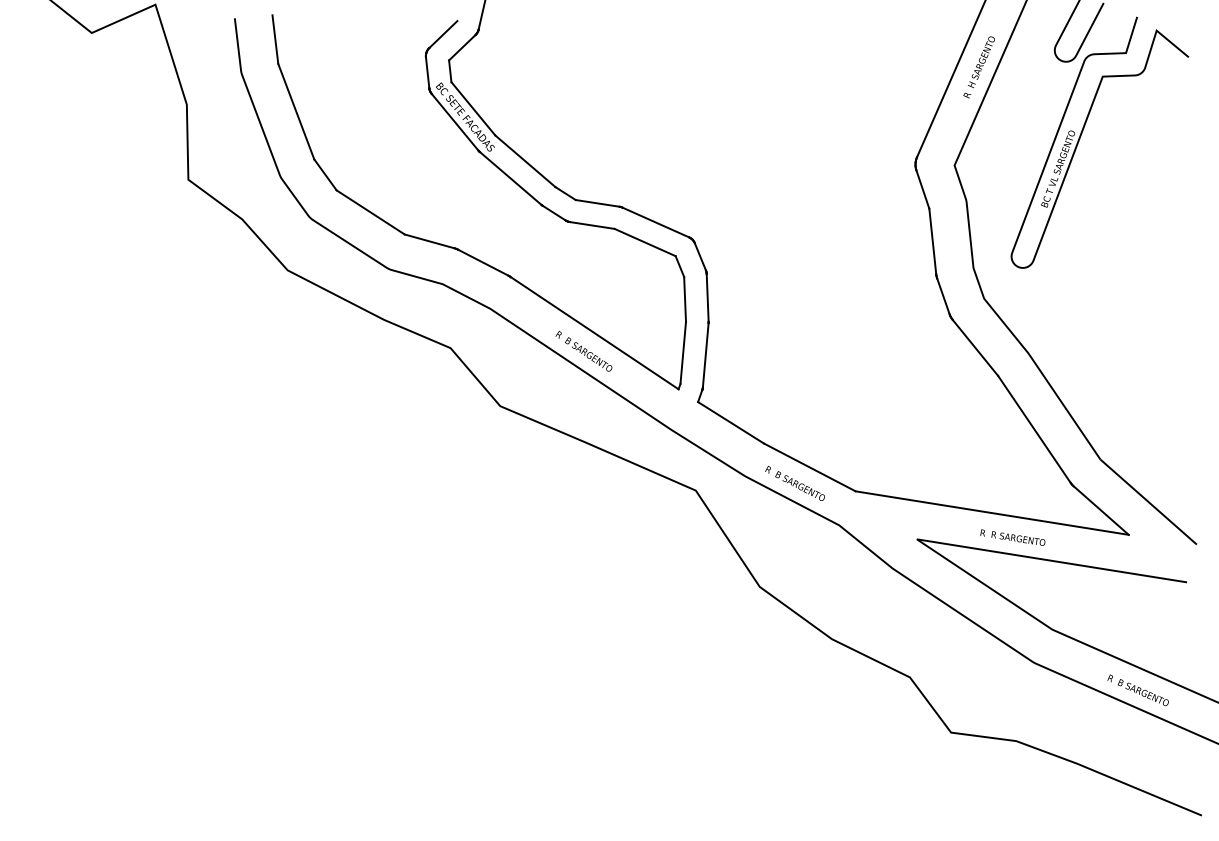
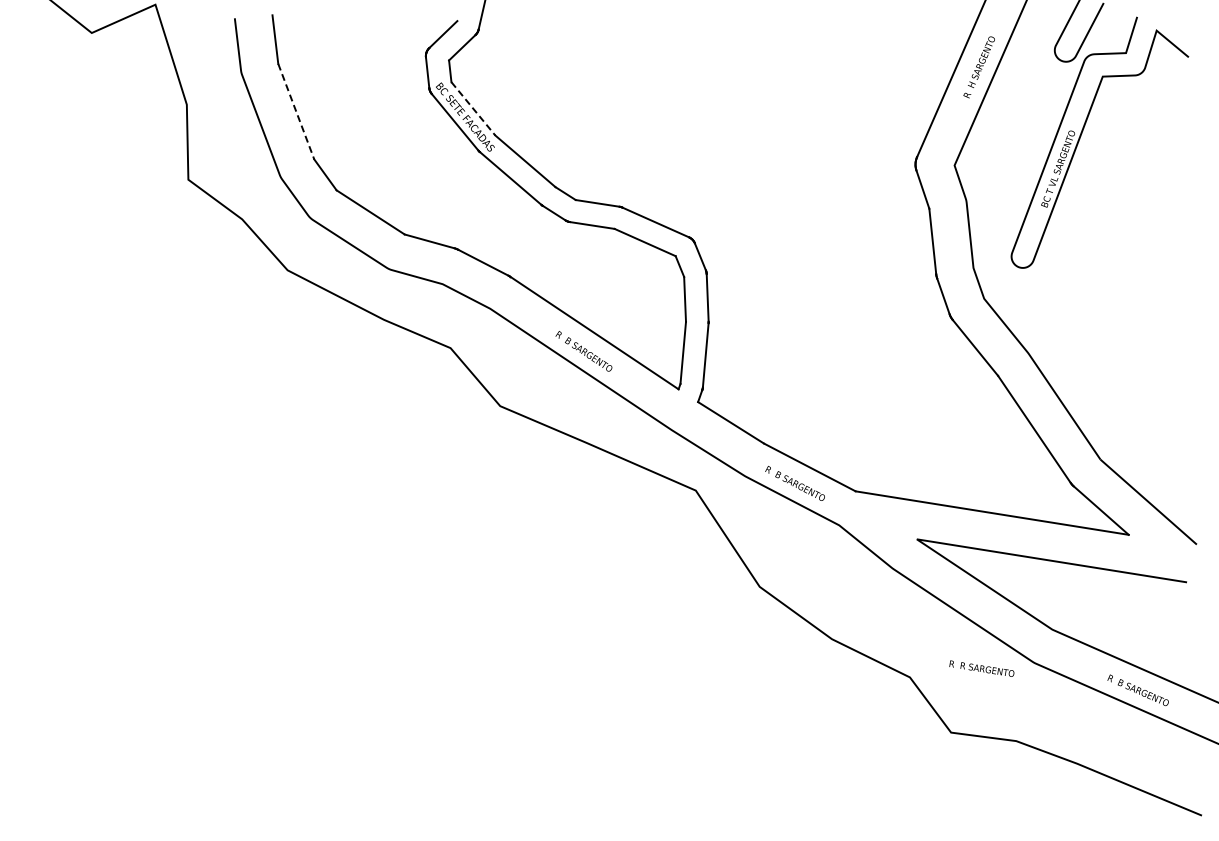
line: solid -> dashed (473, 109)
line: solid -> dashed (296, 112)
text position: (1012, 537) -> (981, 668) (981, 668)
